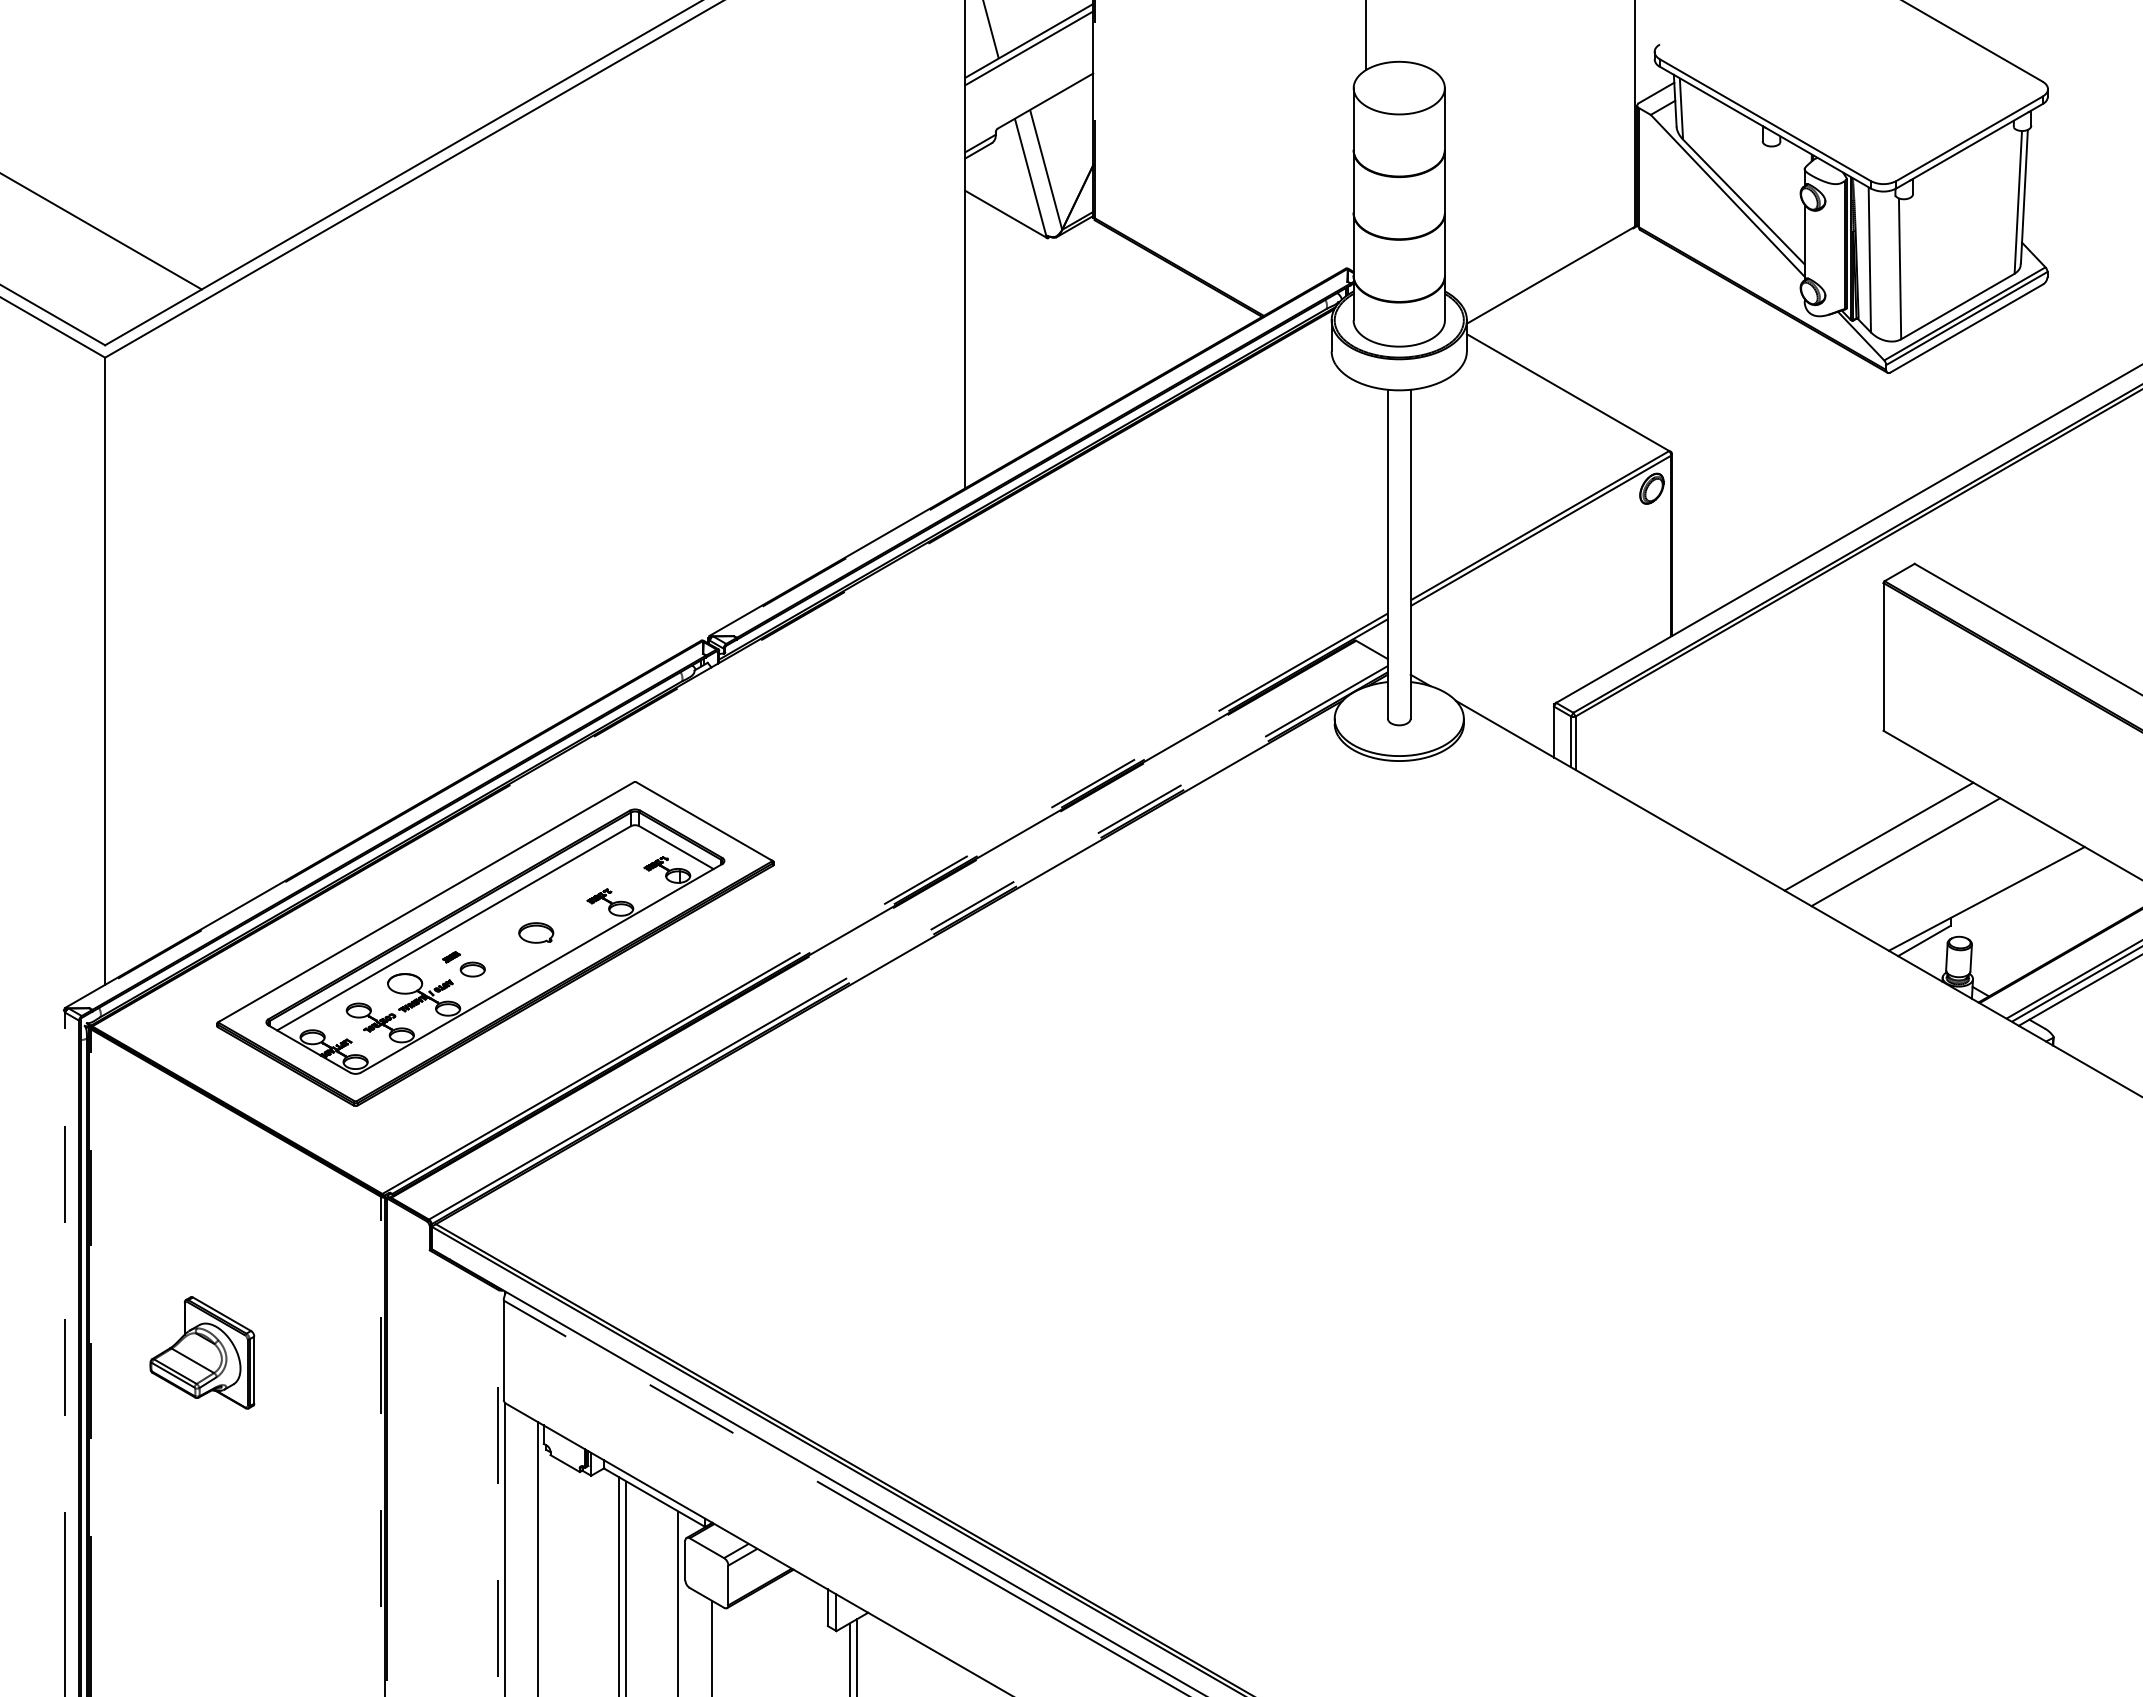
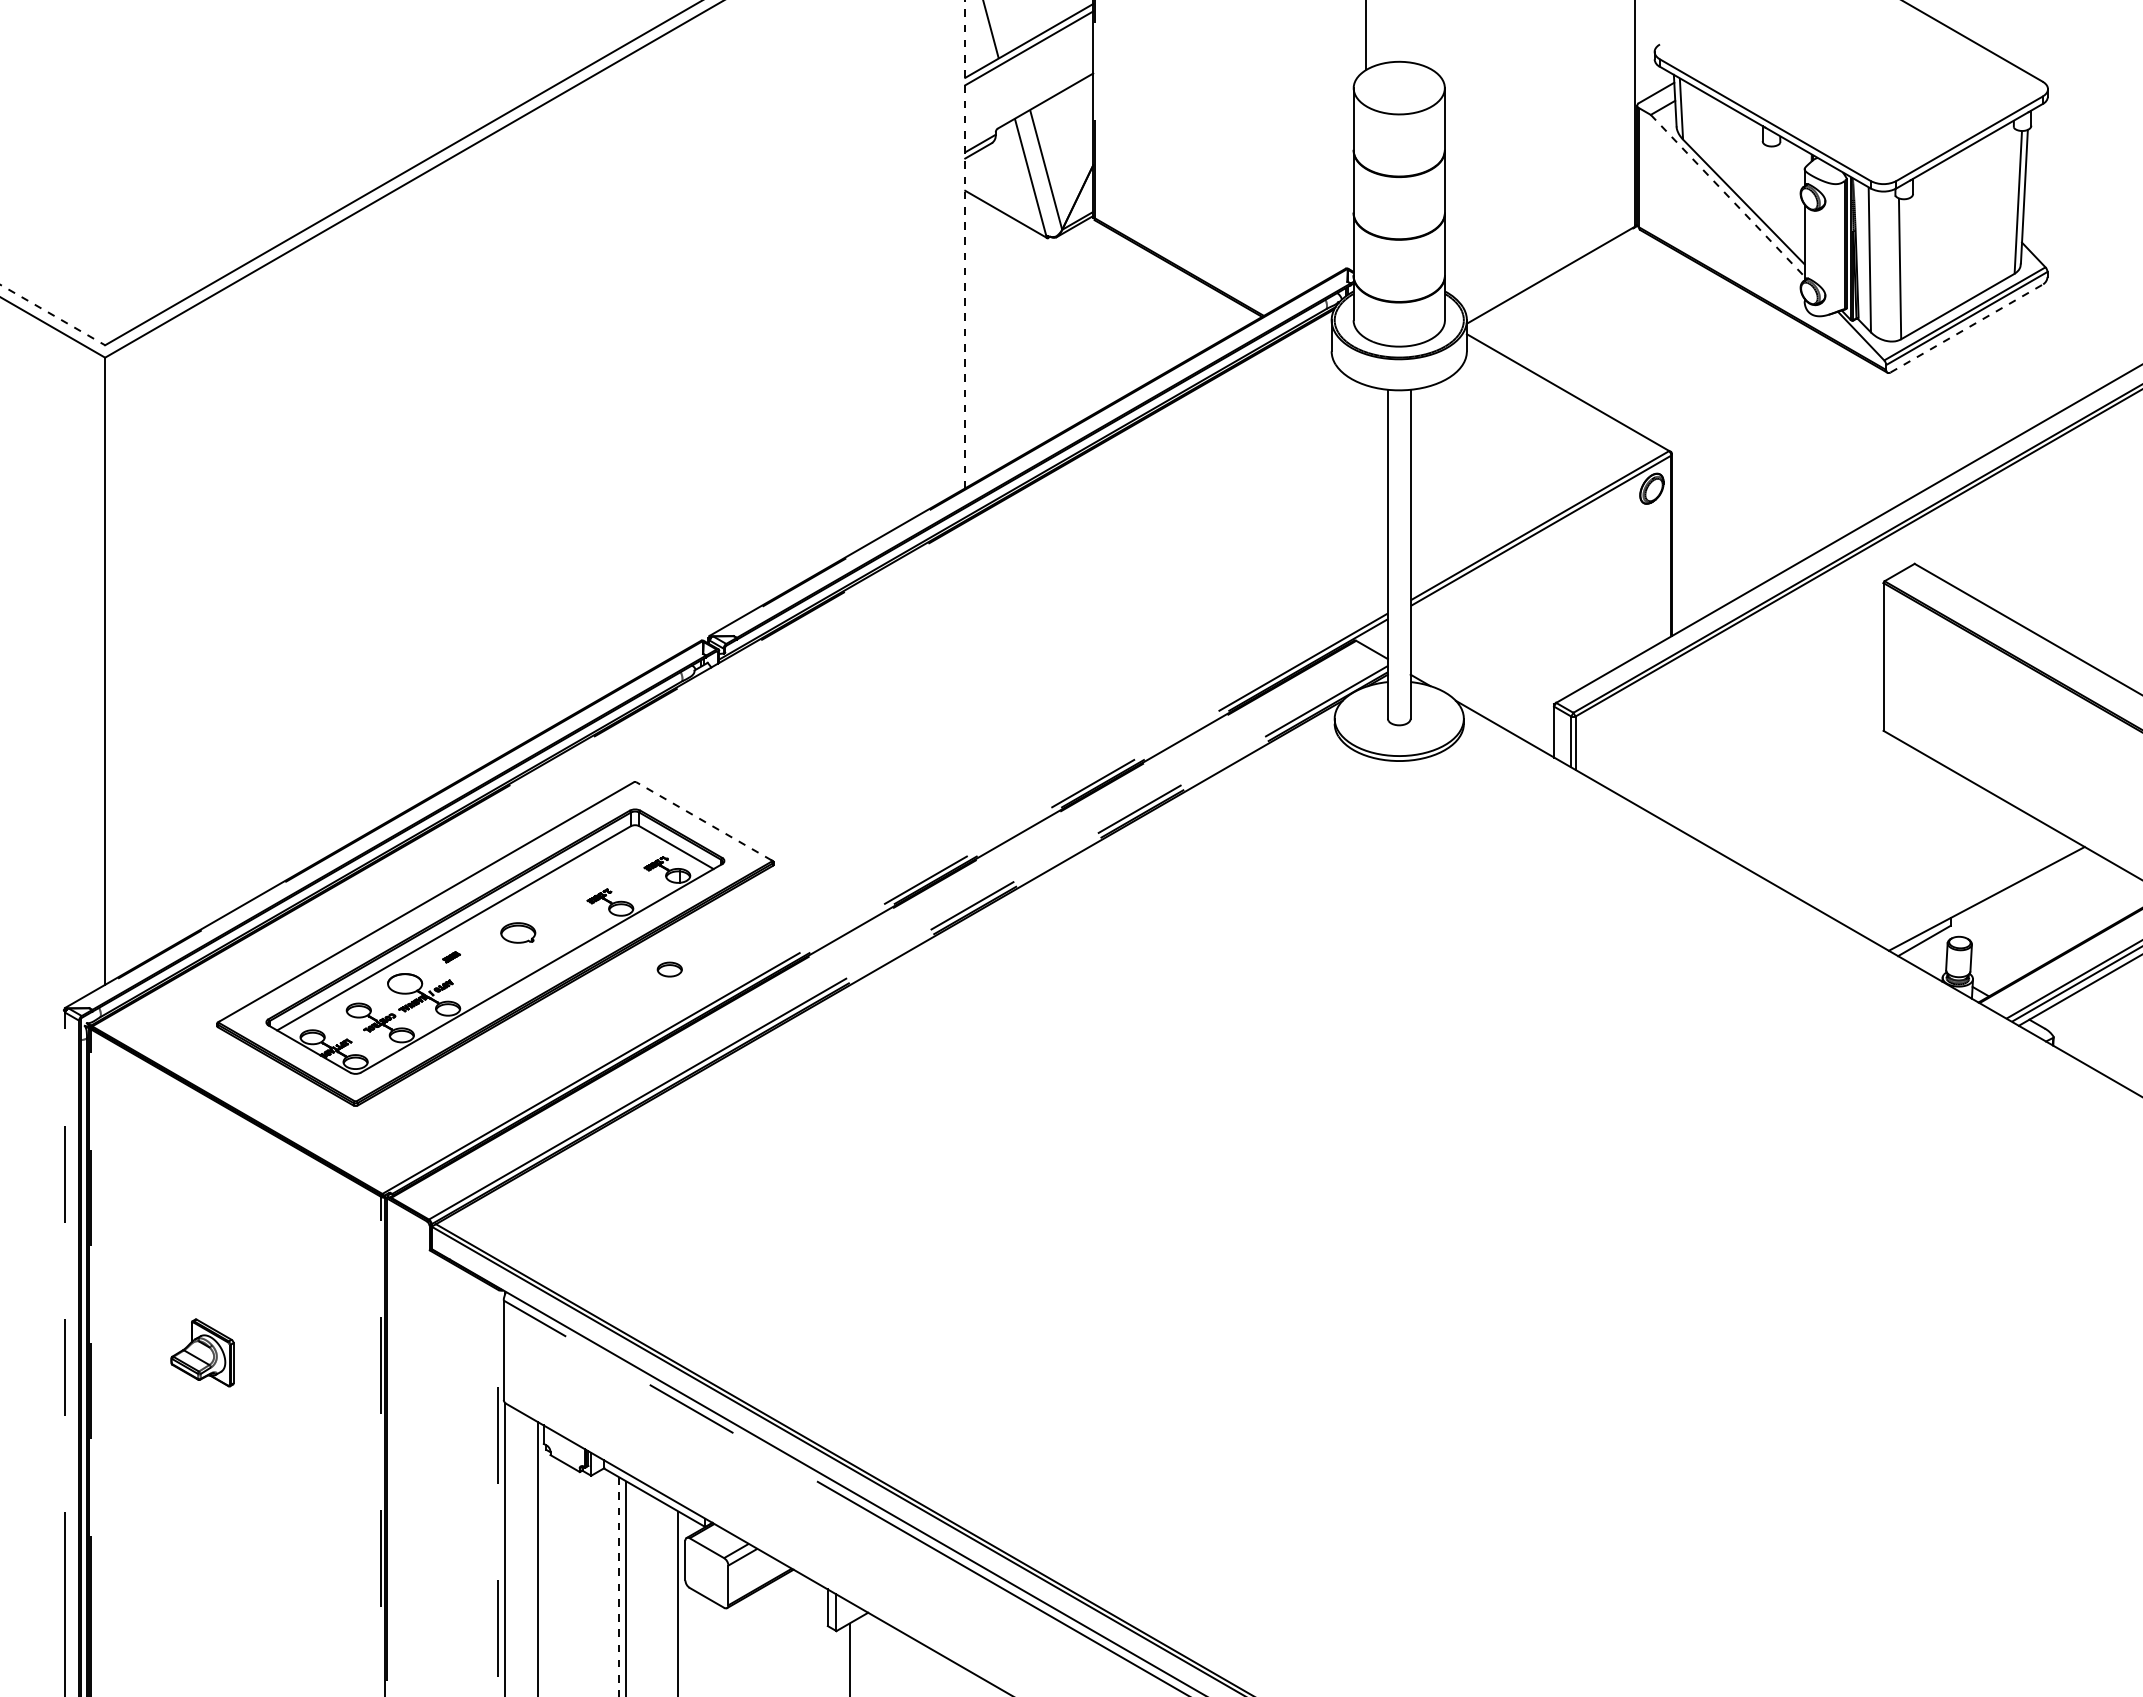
line: solid -> dashed (1727, 195)
line: present -> none (101, 231)
line: solid -> dashed (965, 243)
line: solid -> dashed (53, 315)
line: solid -> dashed (1967, 328)
line: solid -> dashed (703, 821)
line: present -> none (1878, 836)
line: present -> none (1905, 852)
part position: (536, 932) -> (518, 932) (518, 932)
part position: (472, 969) -> (669, 969) (669, 969)
part size: 107x114 px -> 65x70 px (202, 1352)
line: solid -> dashed (619, 1587)
line: present -> none (712, 1646)
line: present -> none (857, 1656)
